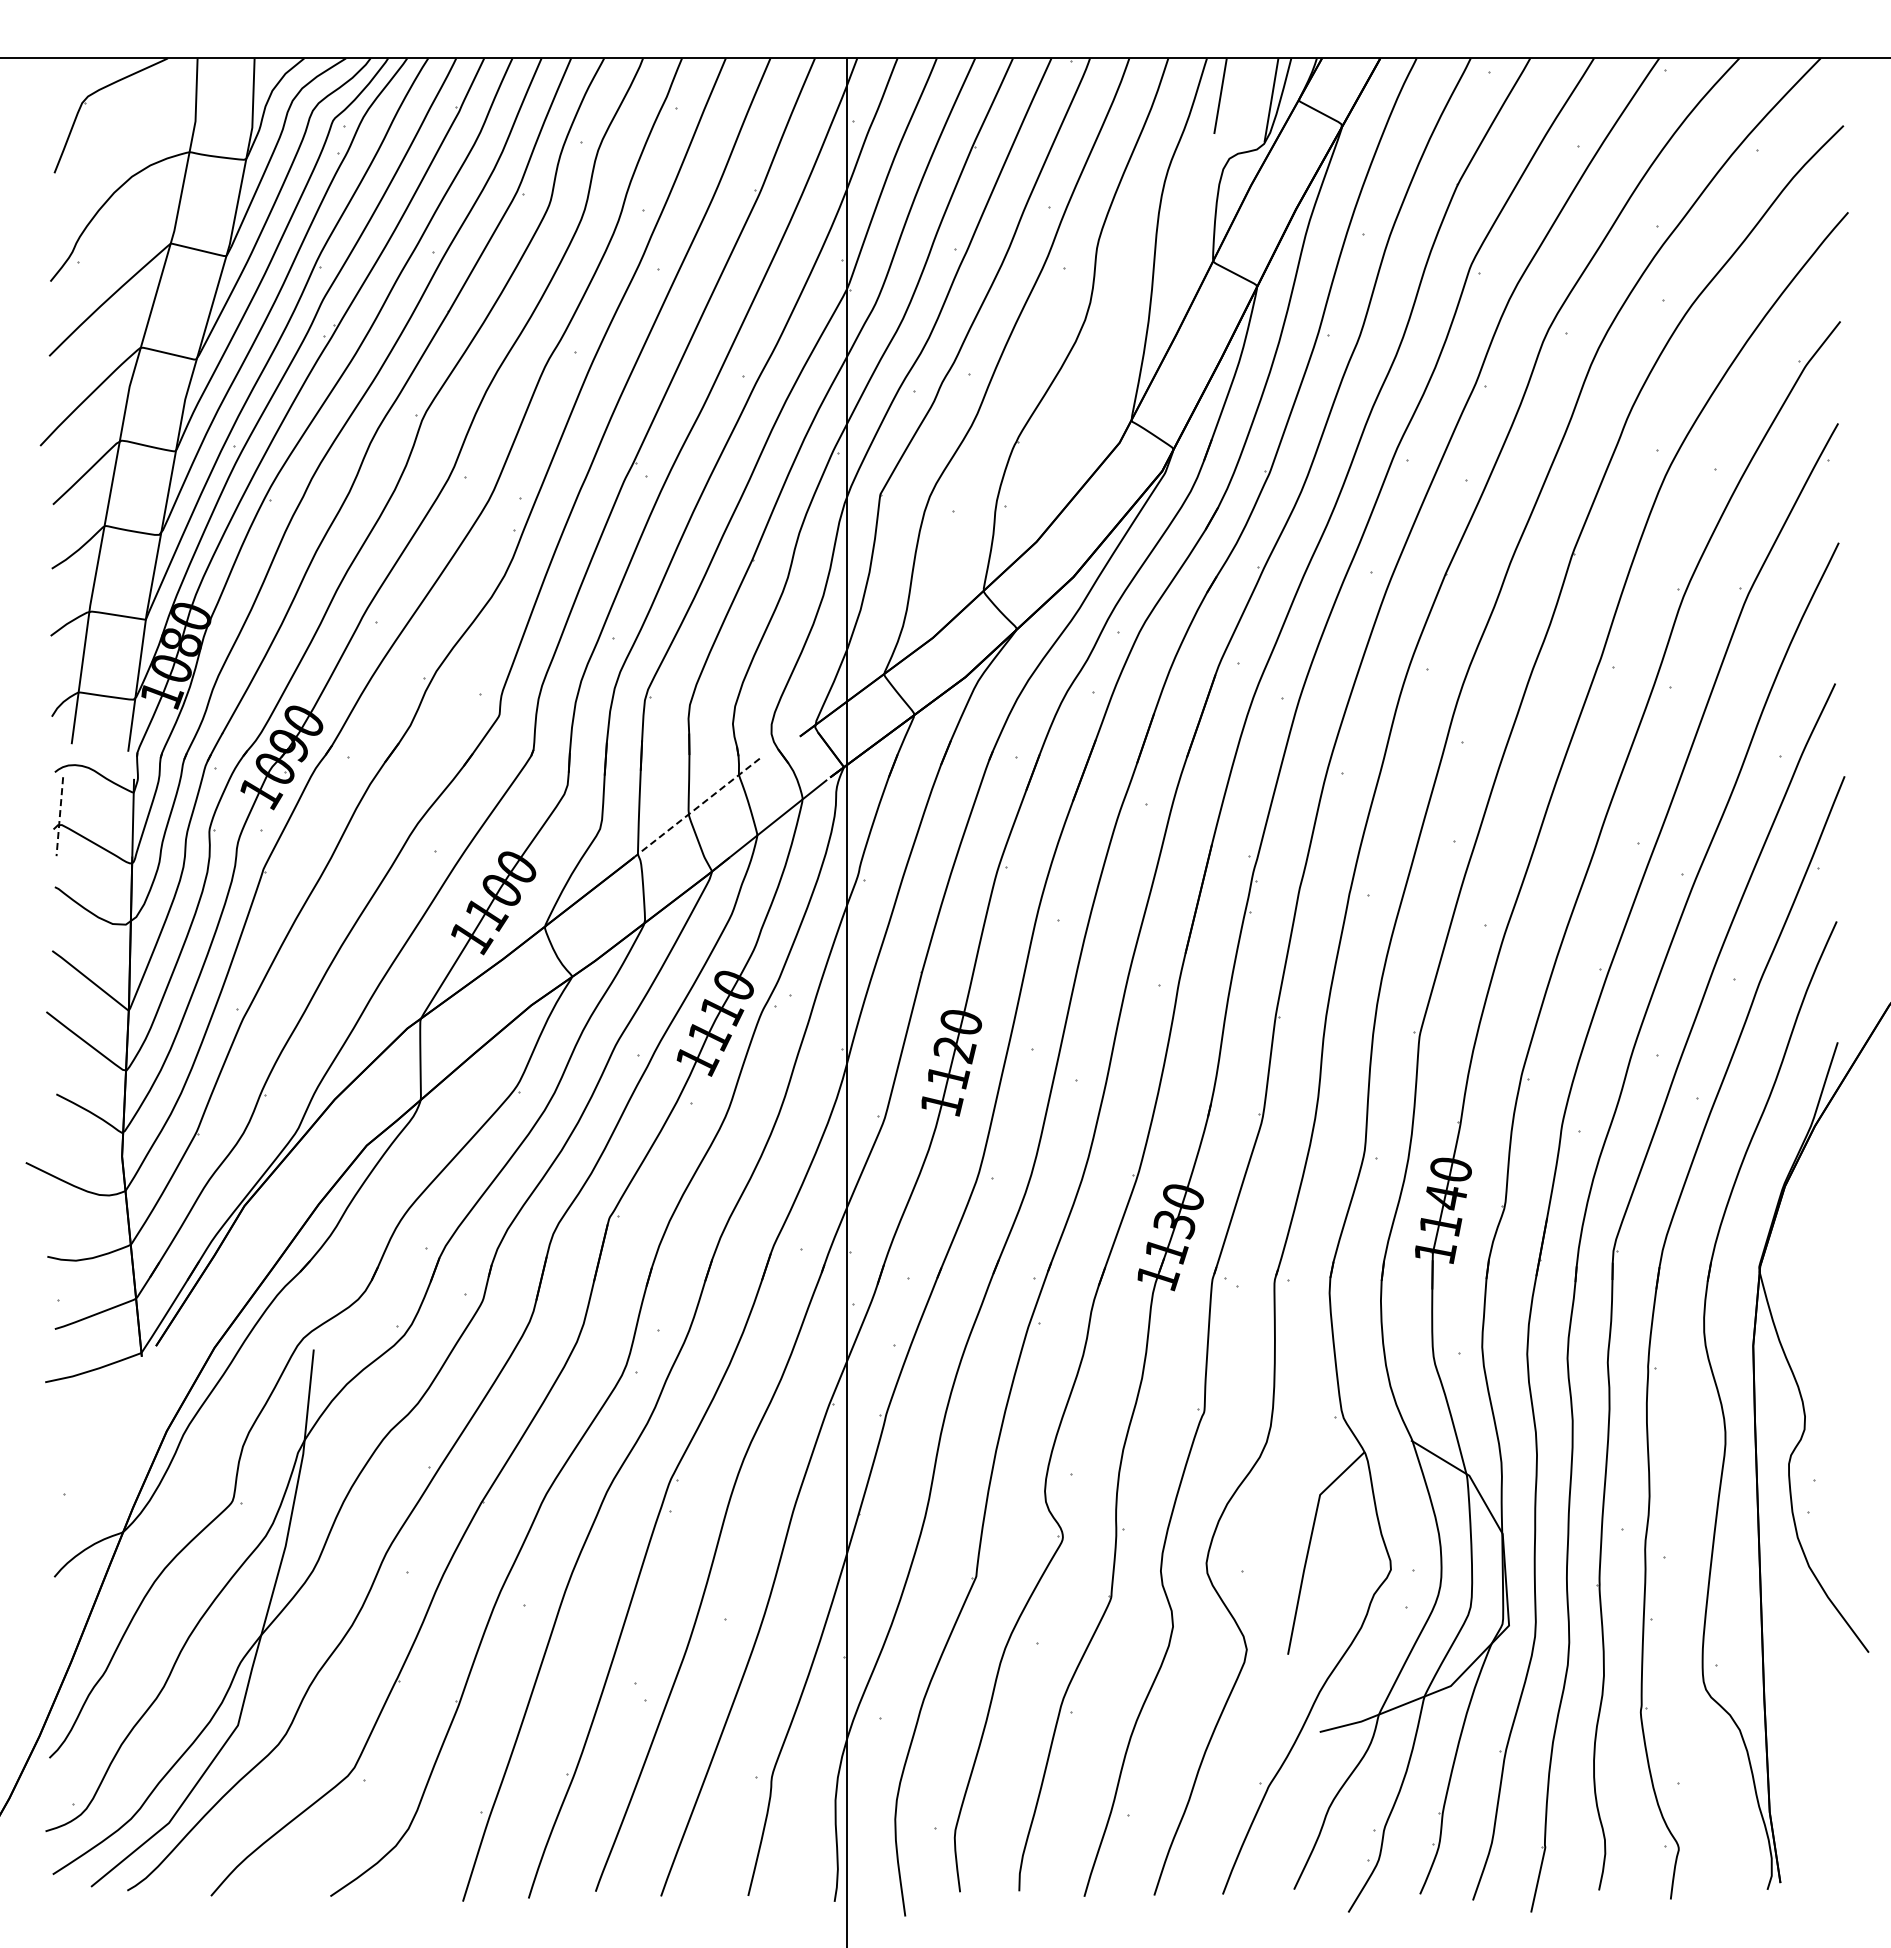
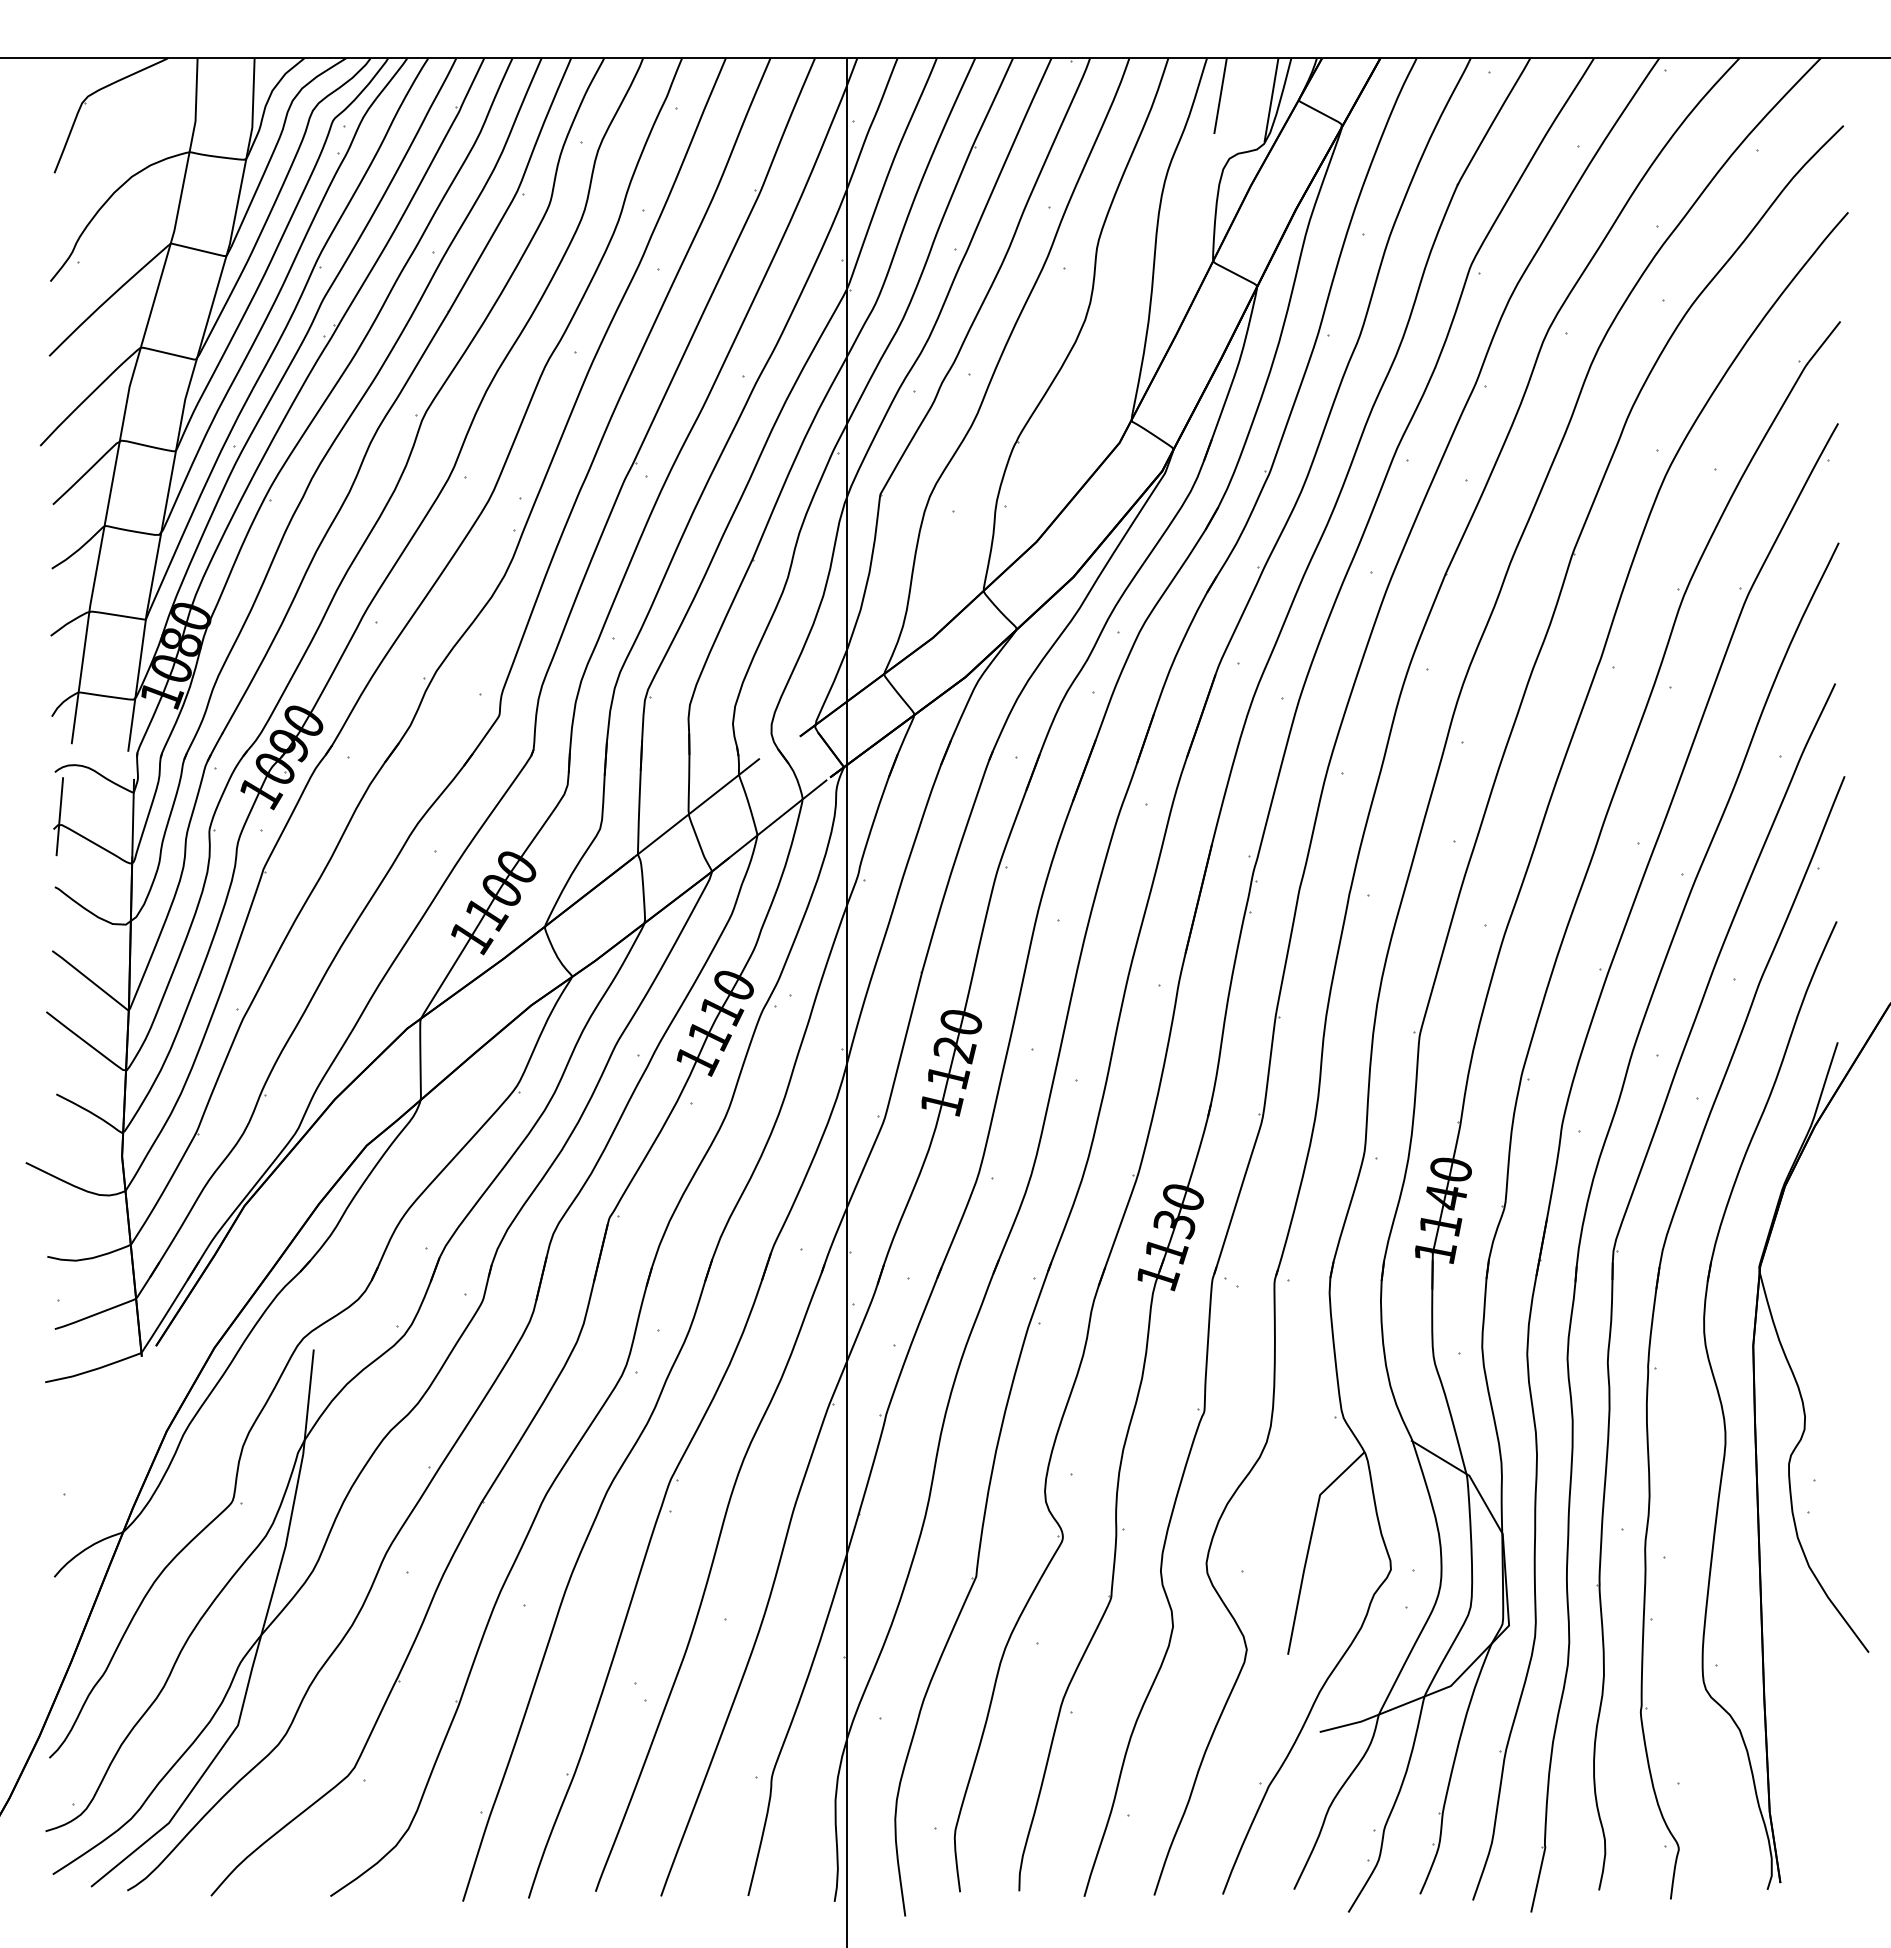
line: dashed -> solid (697, 807)
line: dashed -> solid (59, 816)
